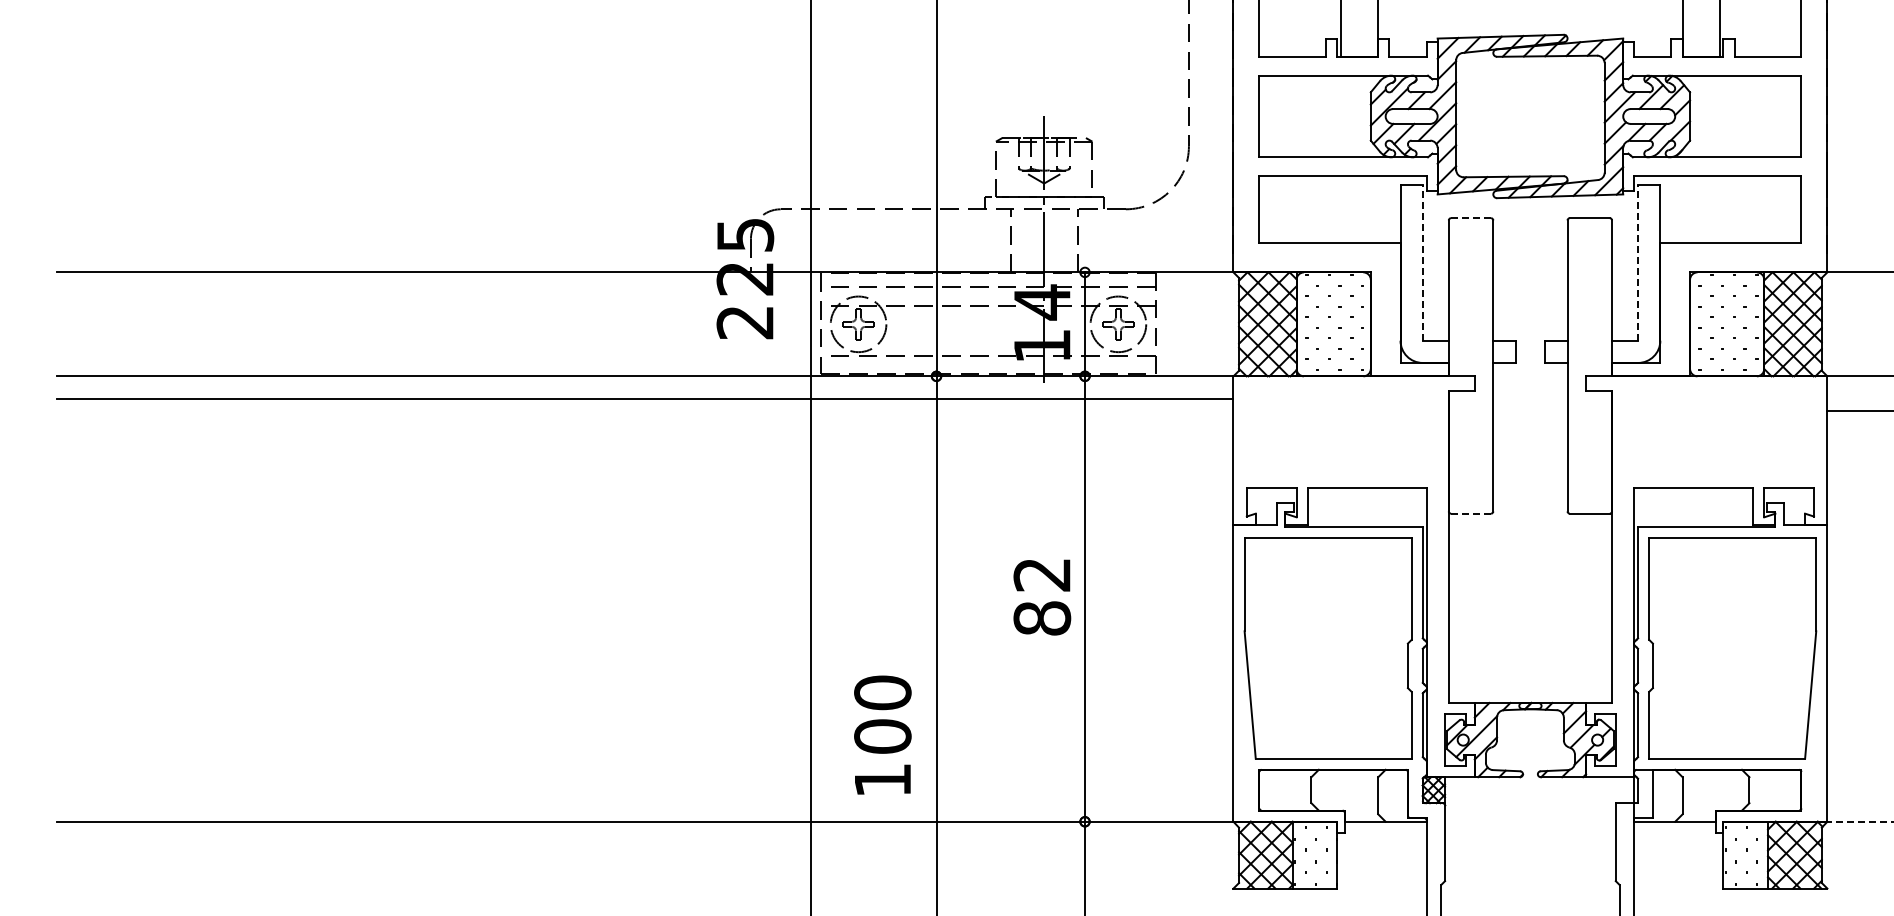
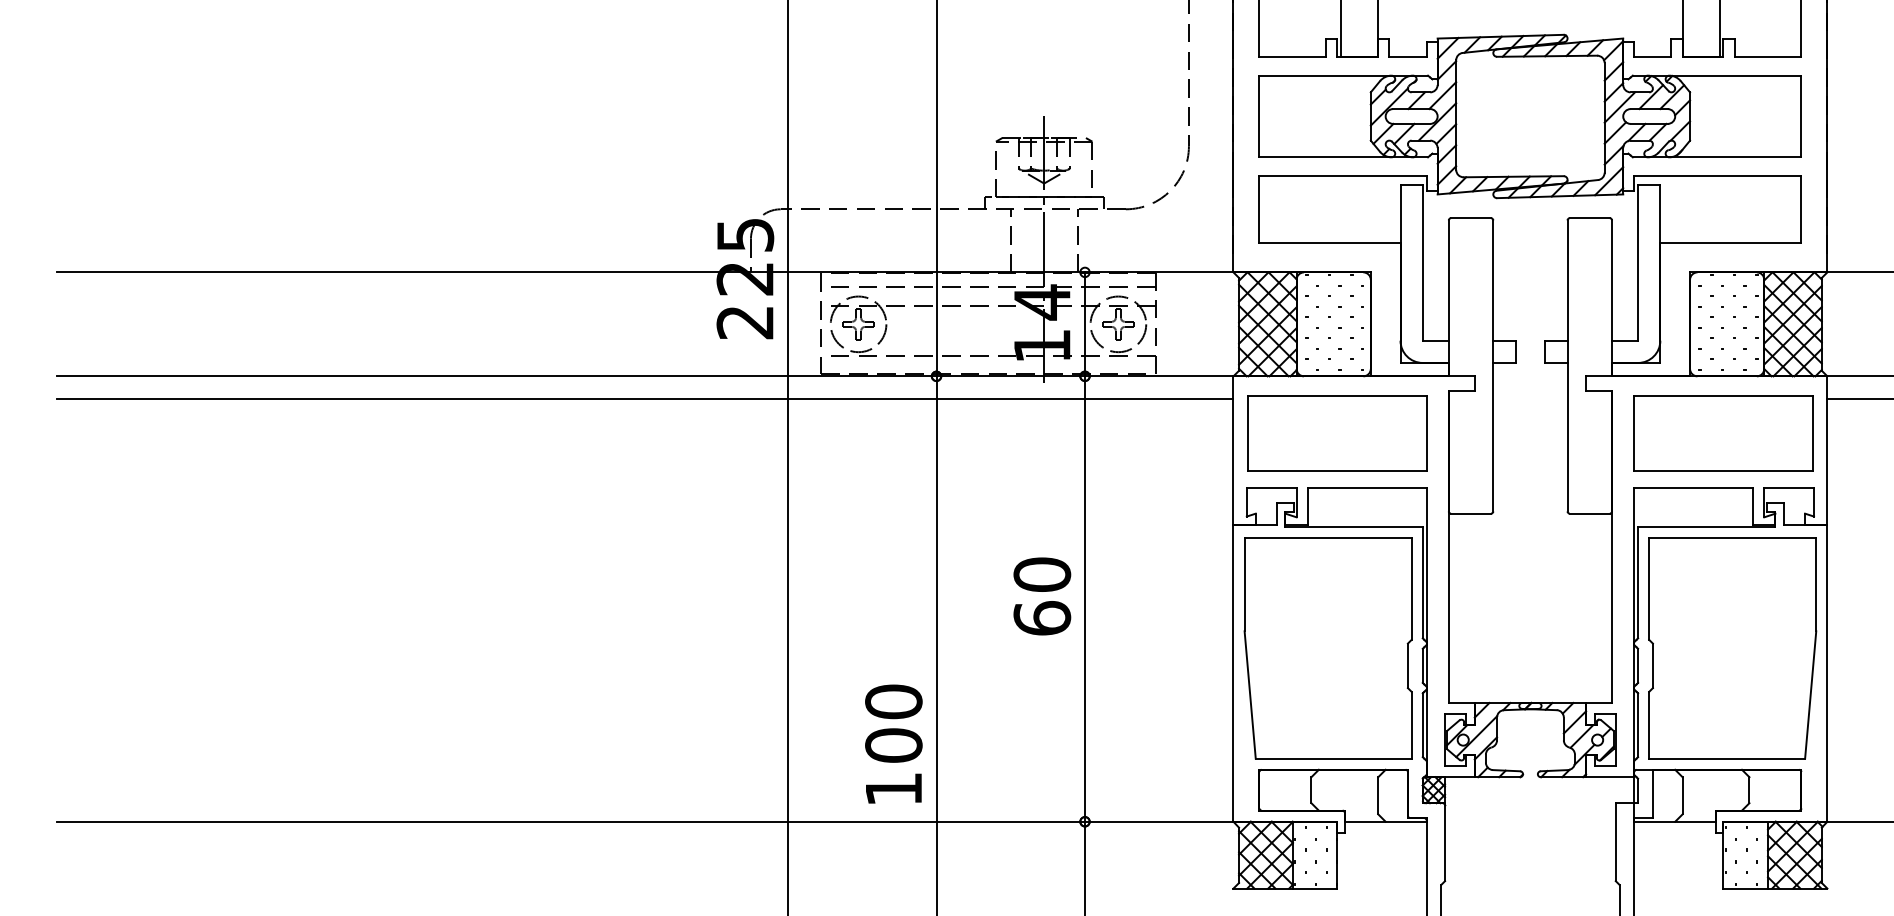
line: dashed -> solid (1471, 218)
line: dashed -> solid (1422, 262)
line: dashed -> solid (1638, 262)
line position: (1858, 410) -> (1858, 398) (1858, 398)
part: none -> present (1337, 433)
part: none -> present (1723, 433)
line position: (811, 457) -> (788, 457) (788, 457)
line: dashed -> solid (1470, 513)
text: 82 -> 60 (1042, 596)
text position: (882, 734) -> (893, 743) (893, 743)
line: dashed -> solid (1859, 821)
